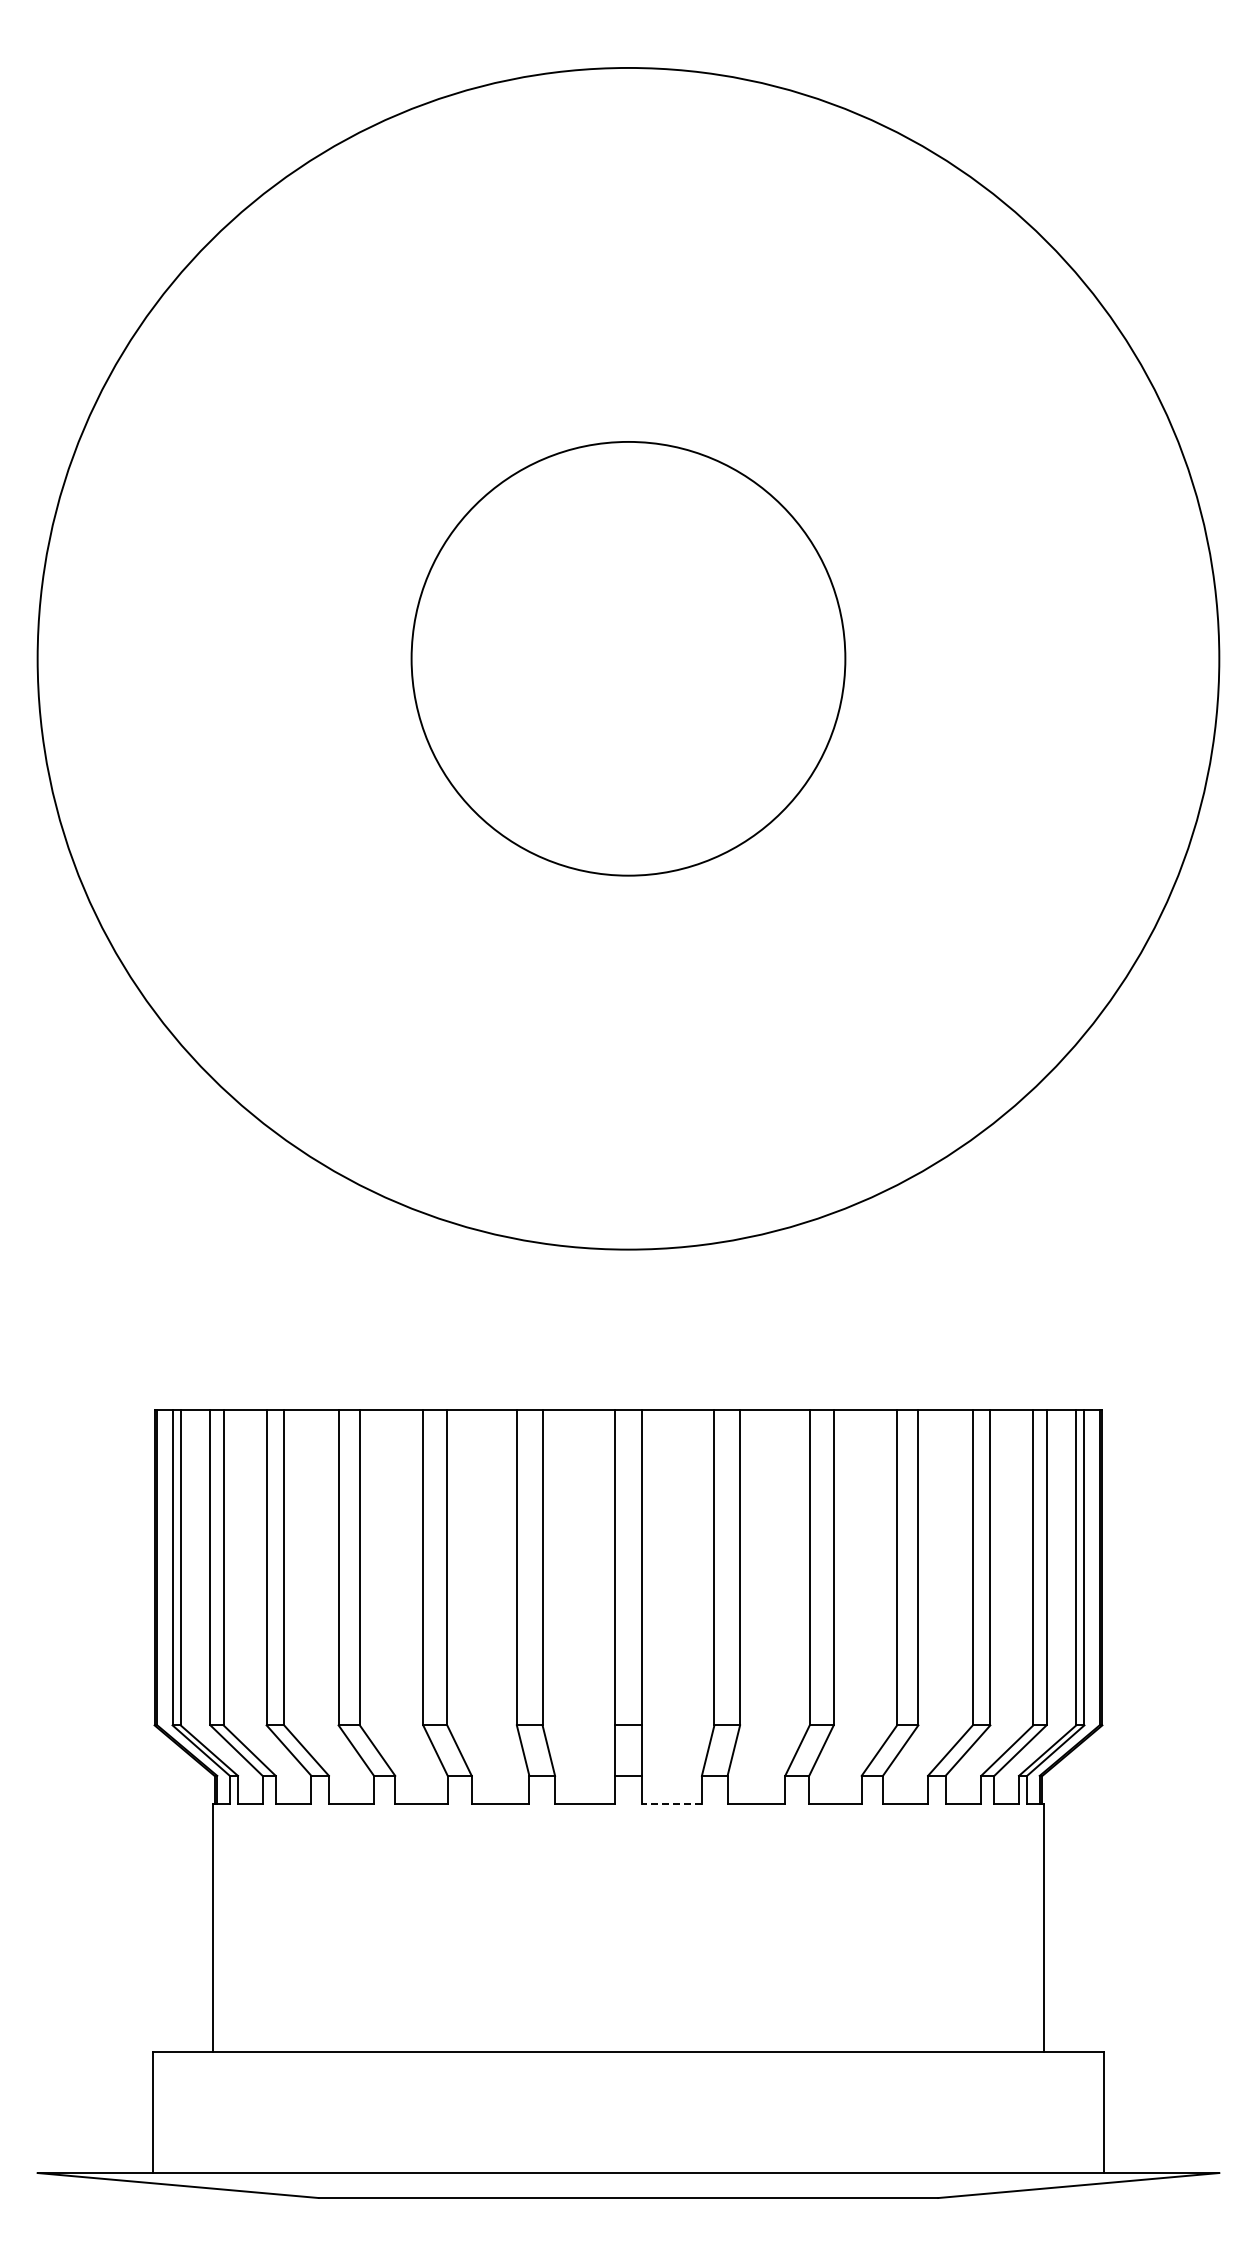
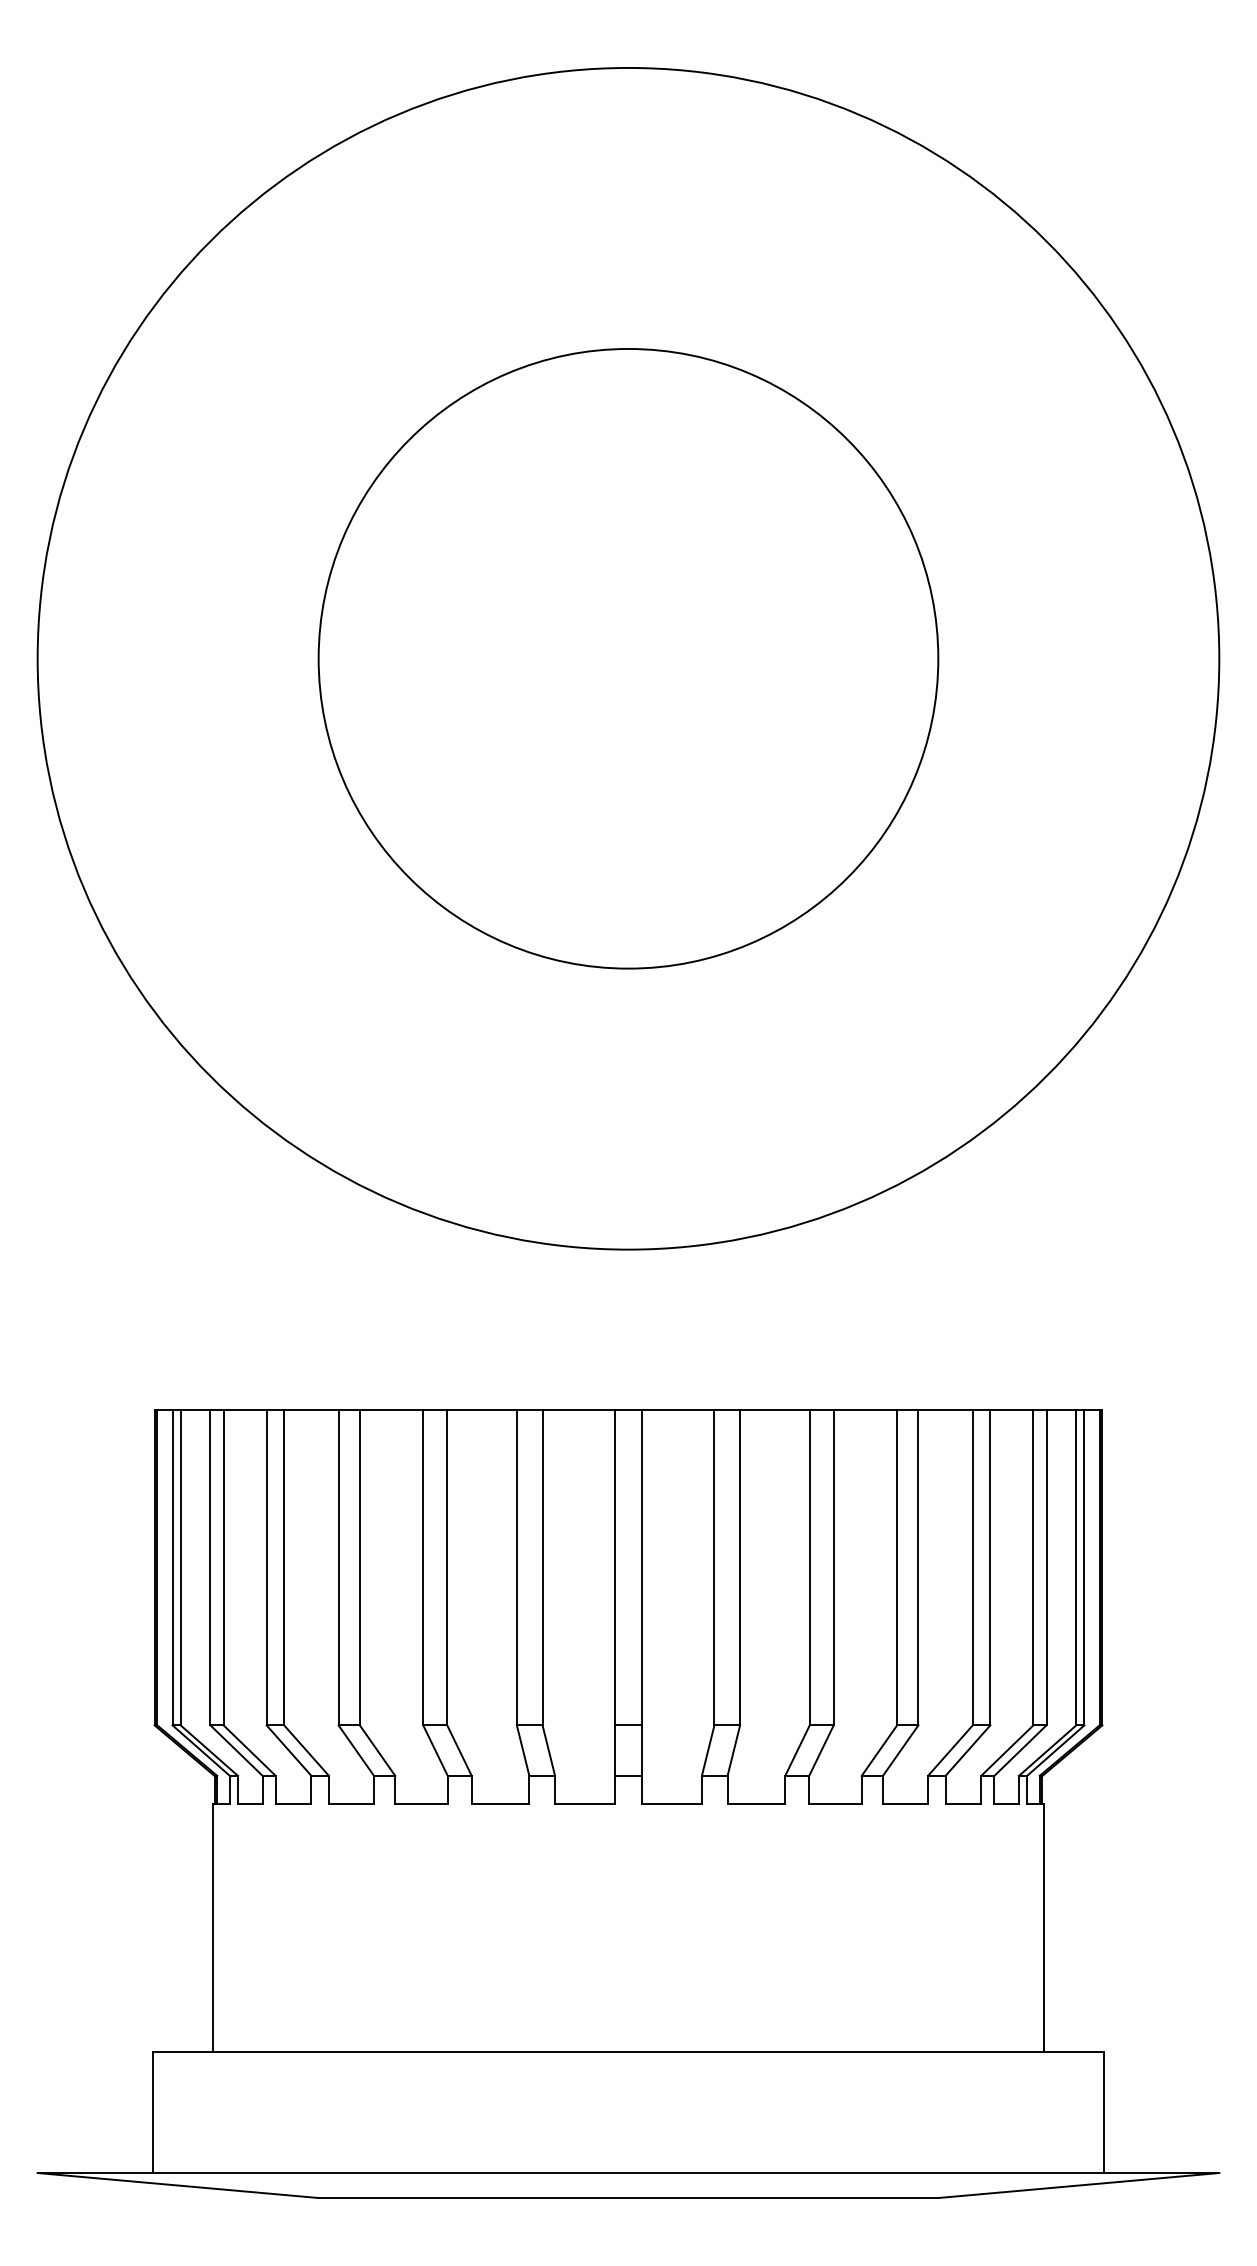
circle diameter: 434 px -> 620 px (628, 658)
line: dashed -> solid (671, 1804)
